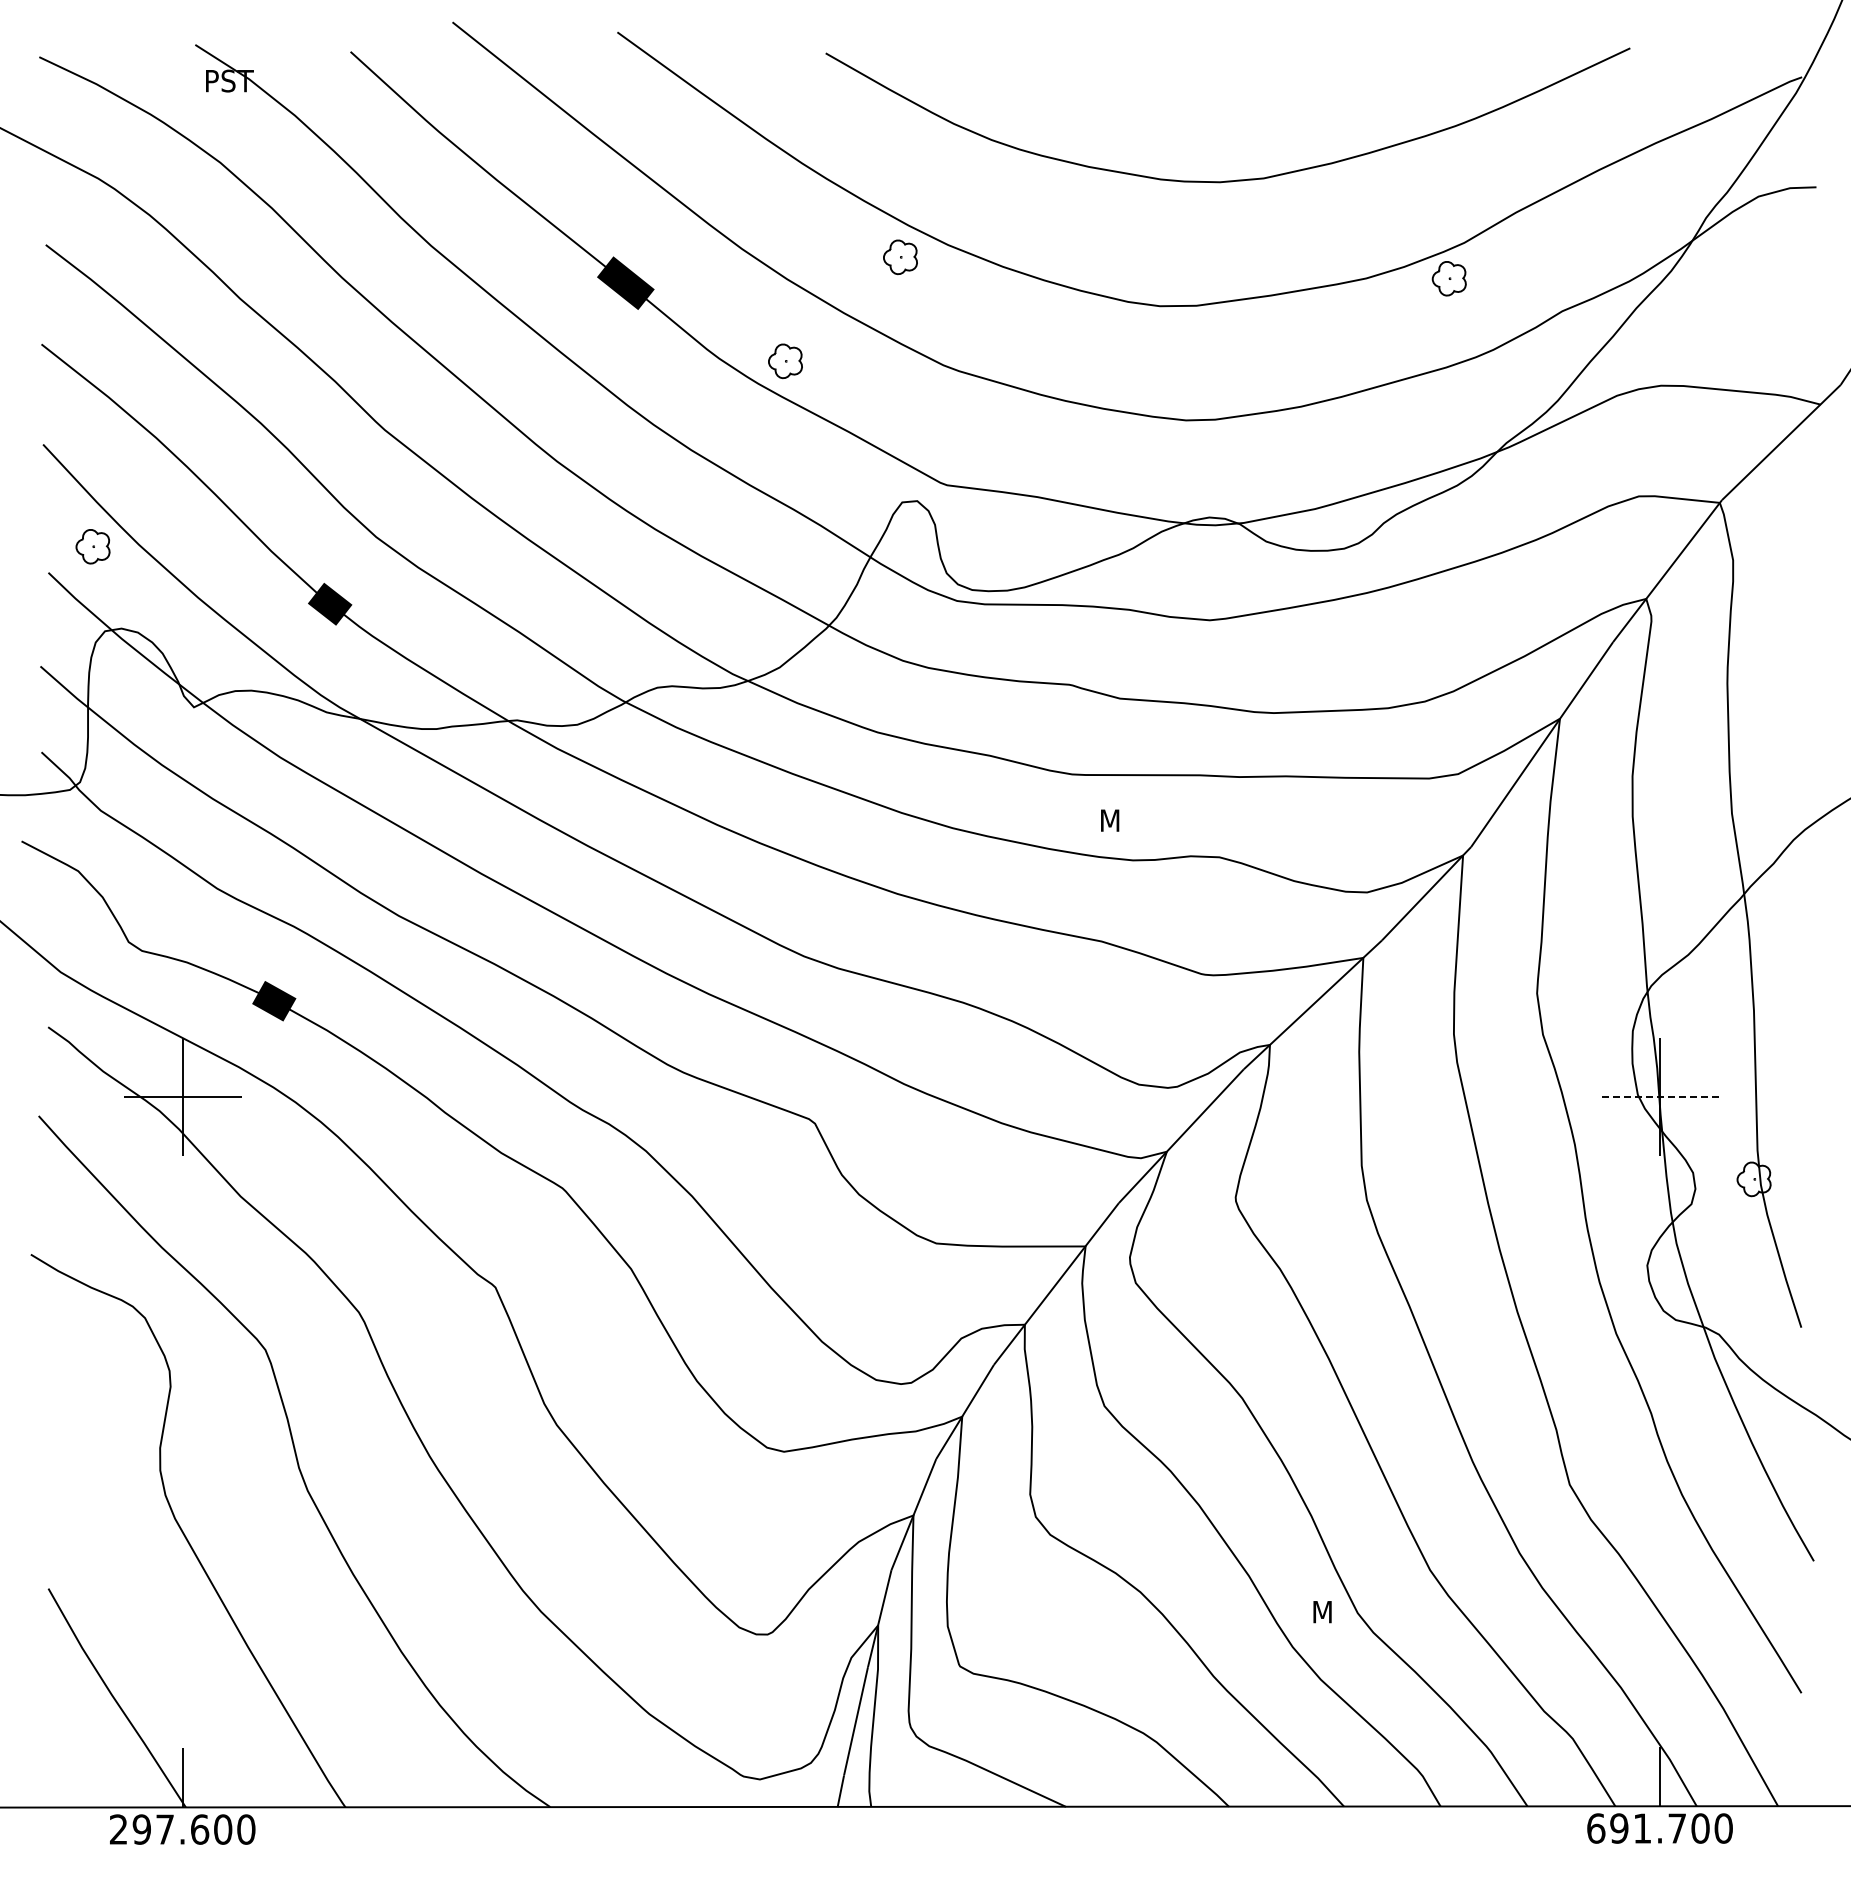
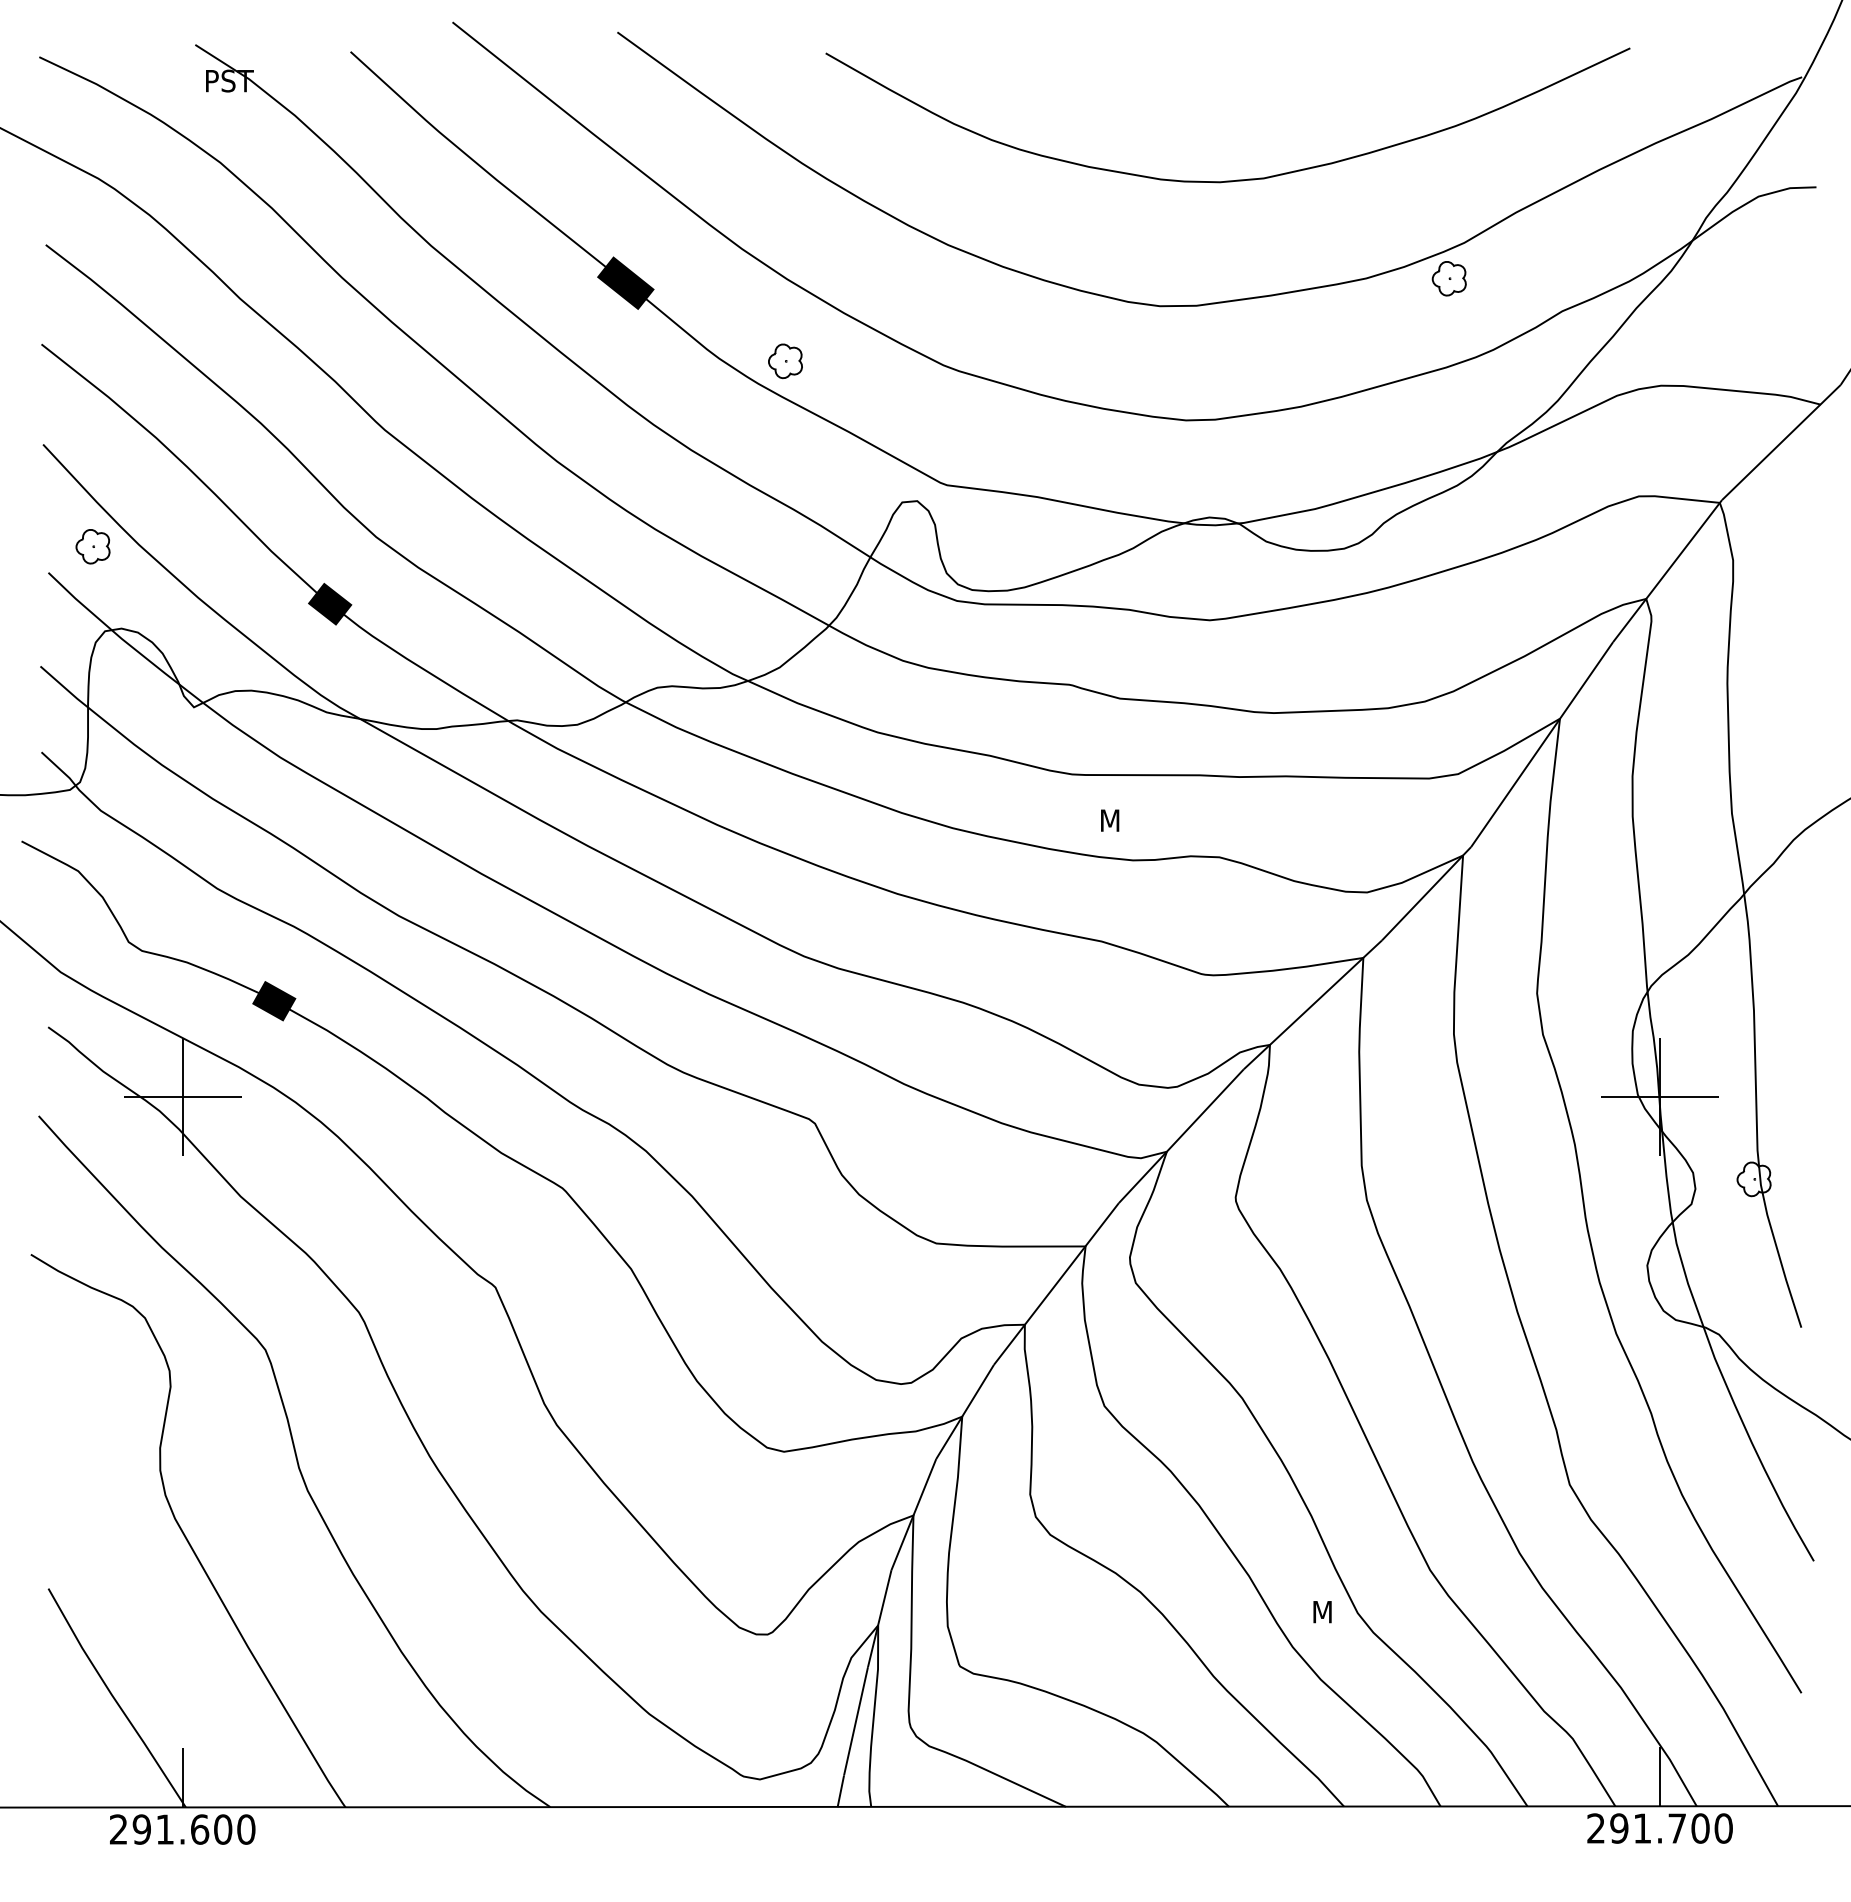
part: present -> none (900, 257)
line: dashed -> solid (1659, 1097)
text: 691.700 -> 291.700 (1596, 1828)
text: 297.600 -> 291.600 (164, 1829)
